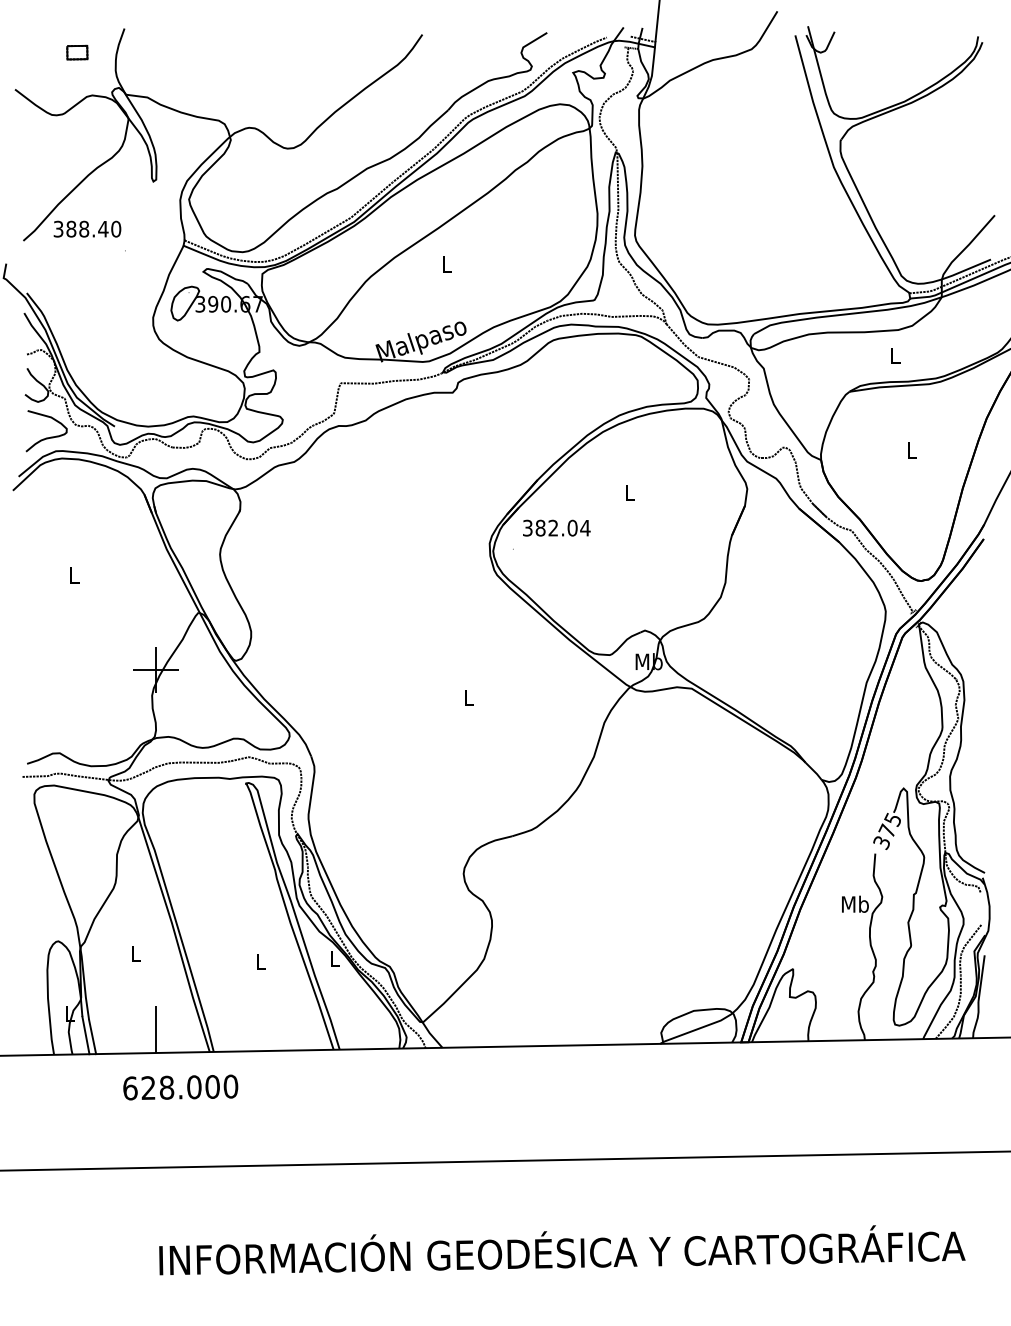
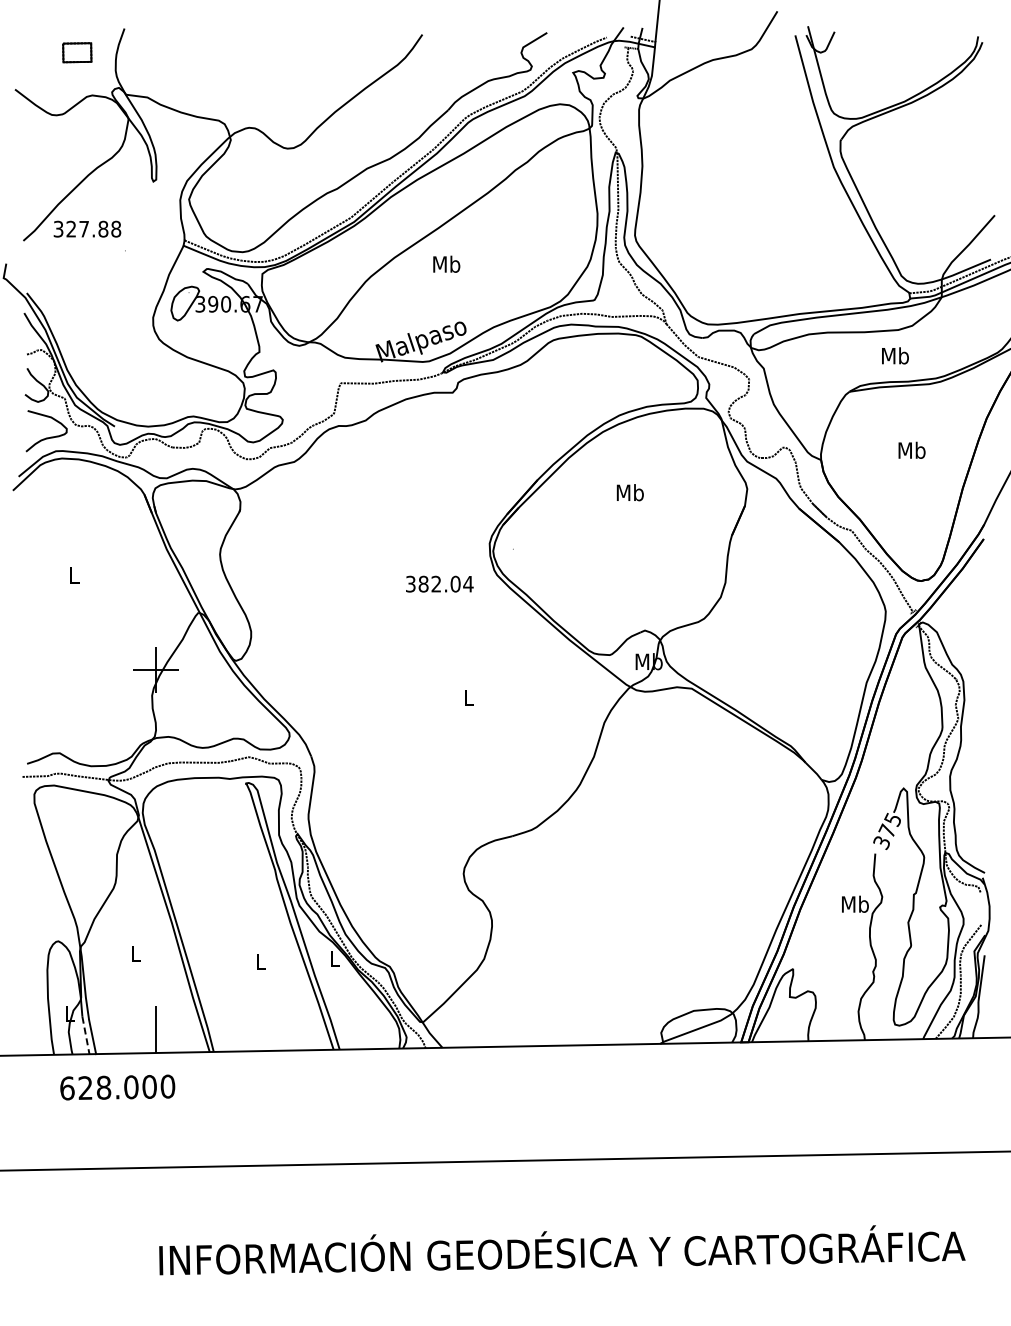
part size: 23x17 px -> 31x22 px (77, 52)
text: 388.40 -> 327.88 (93, 228)
text: L -> Mb (446, 263)
text: L -> Mb (895, 355)
text: L -> Mb (911, 449)
text: L -> Mb (629, 492)
text position: (556, 527) -> (439, 583) (439, 583)
line: solid -> dashed (86, 1035)
text position: (180, 1087) -> (117, 1087) (117, 1087)
